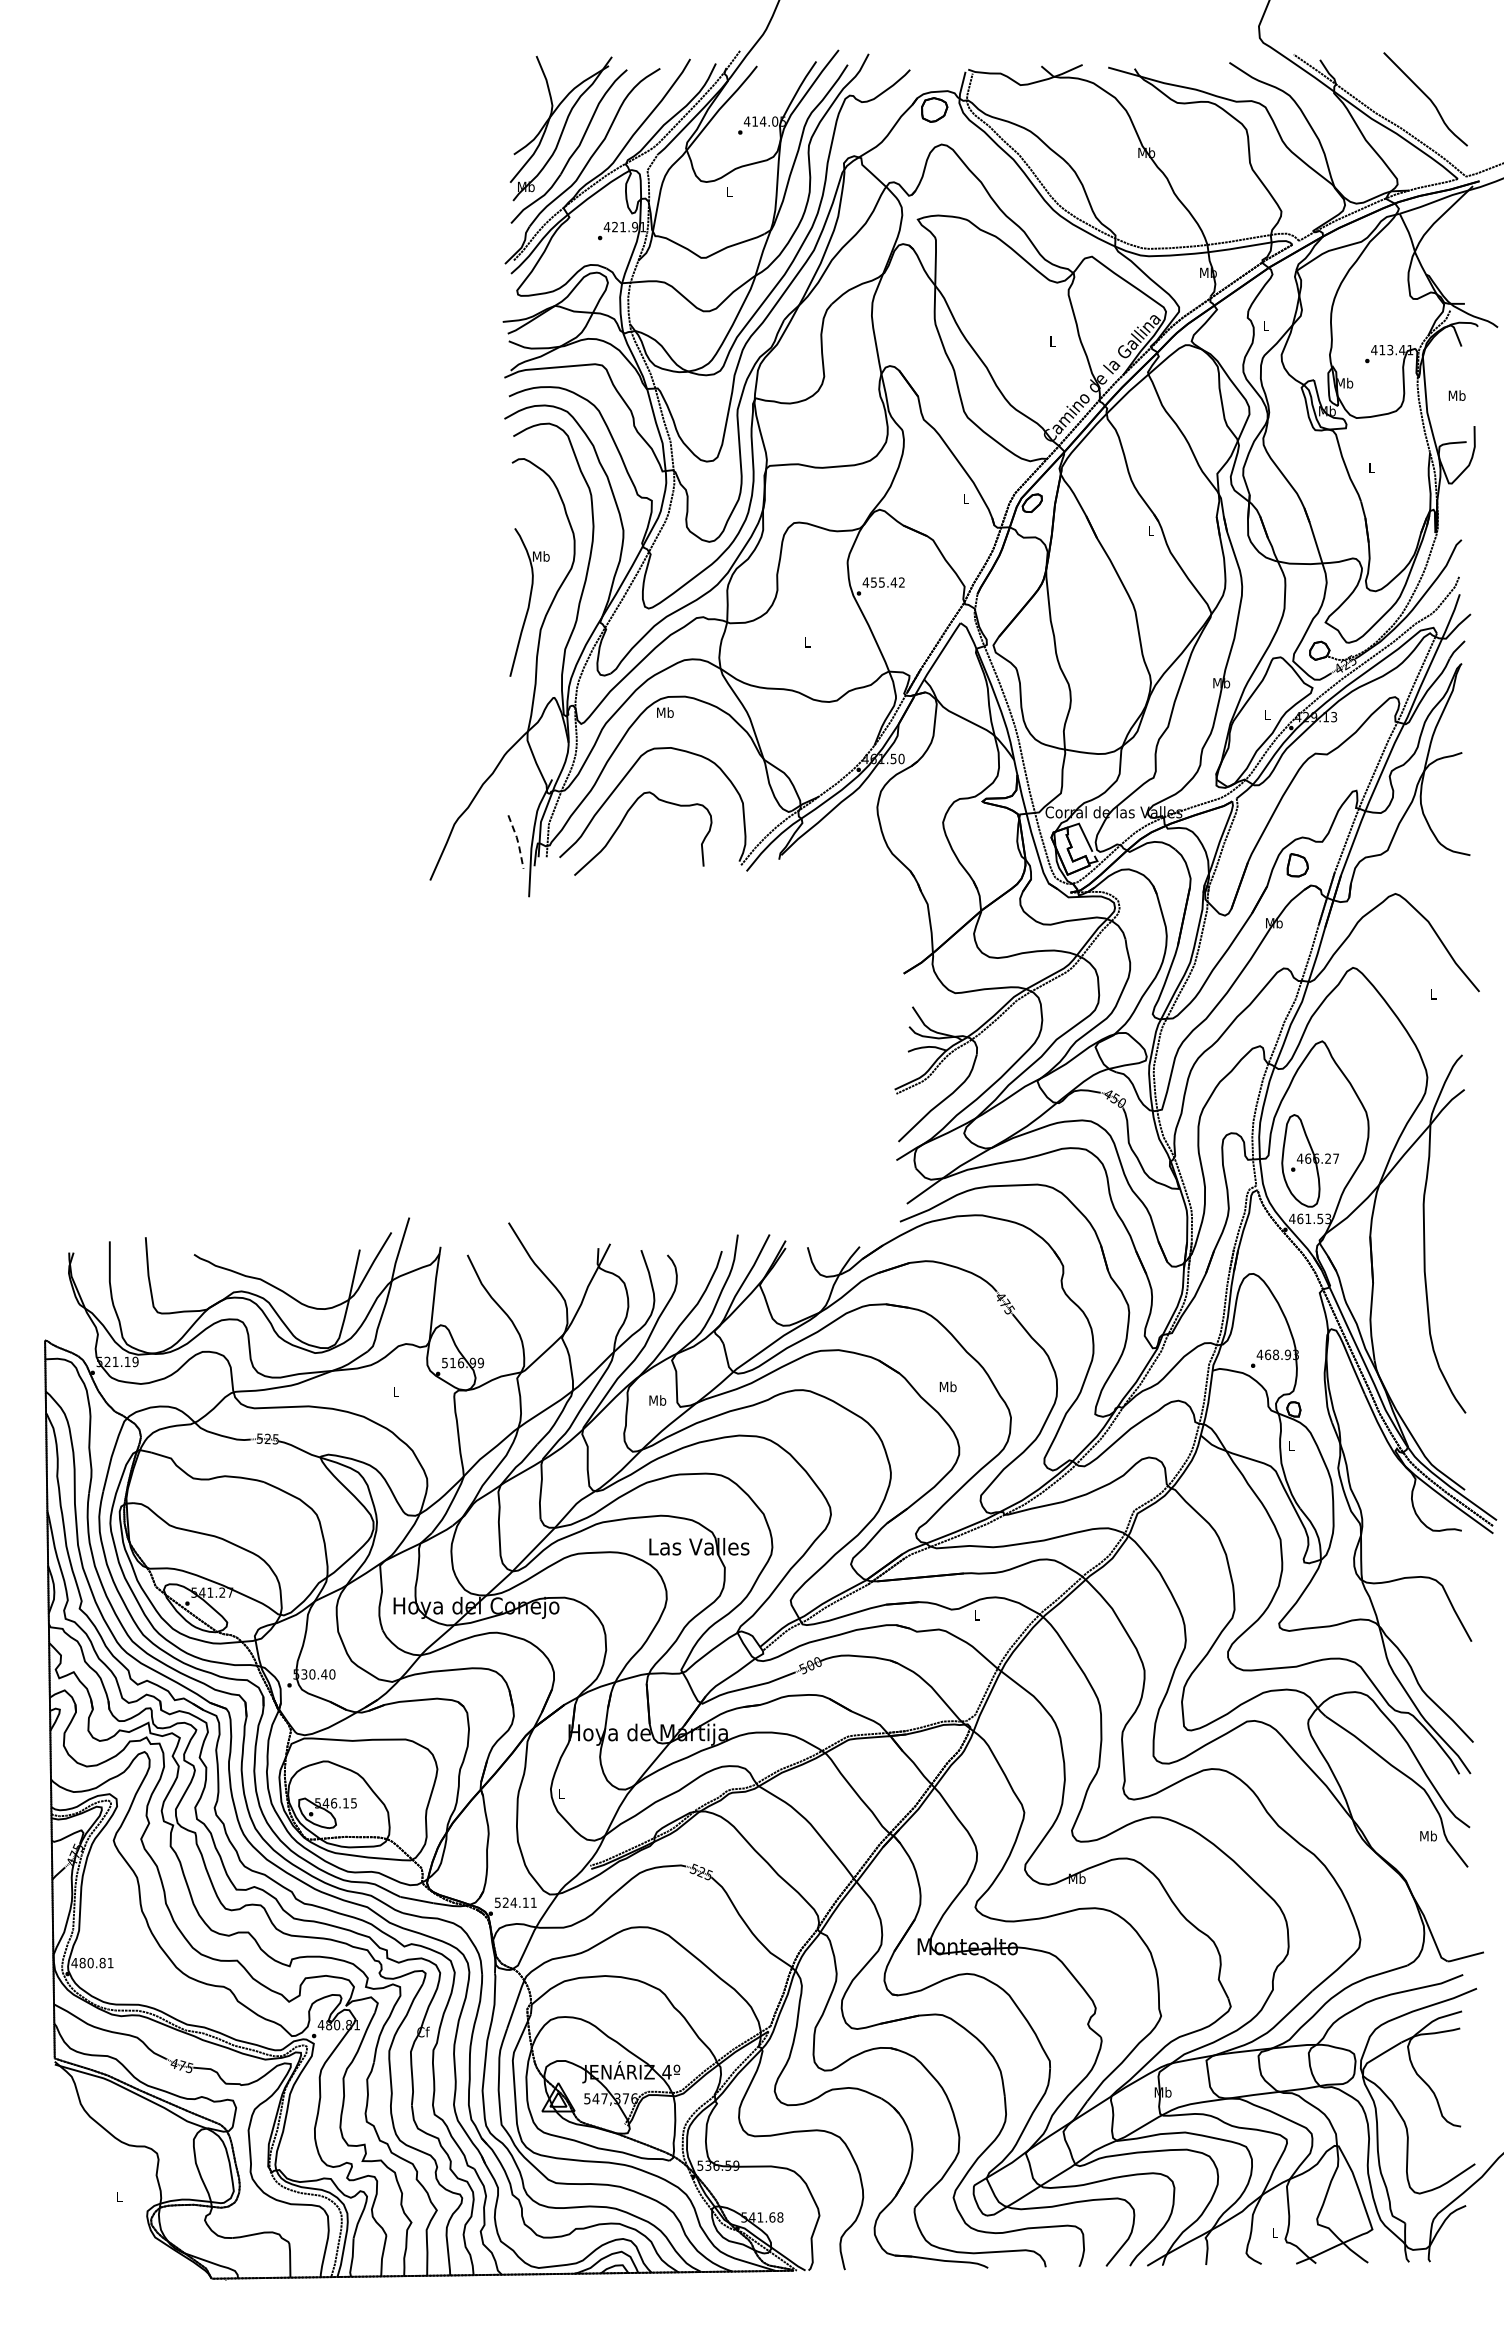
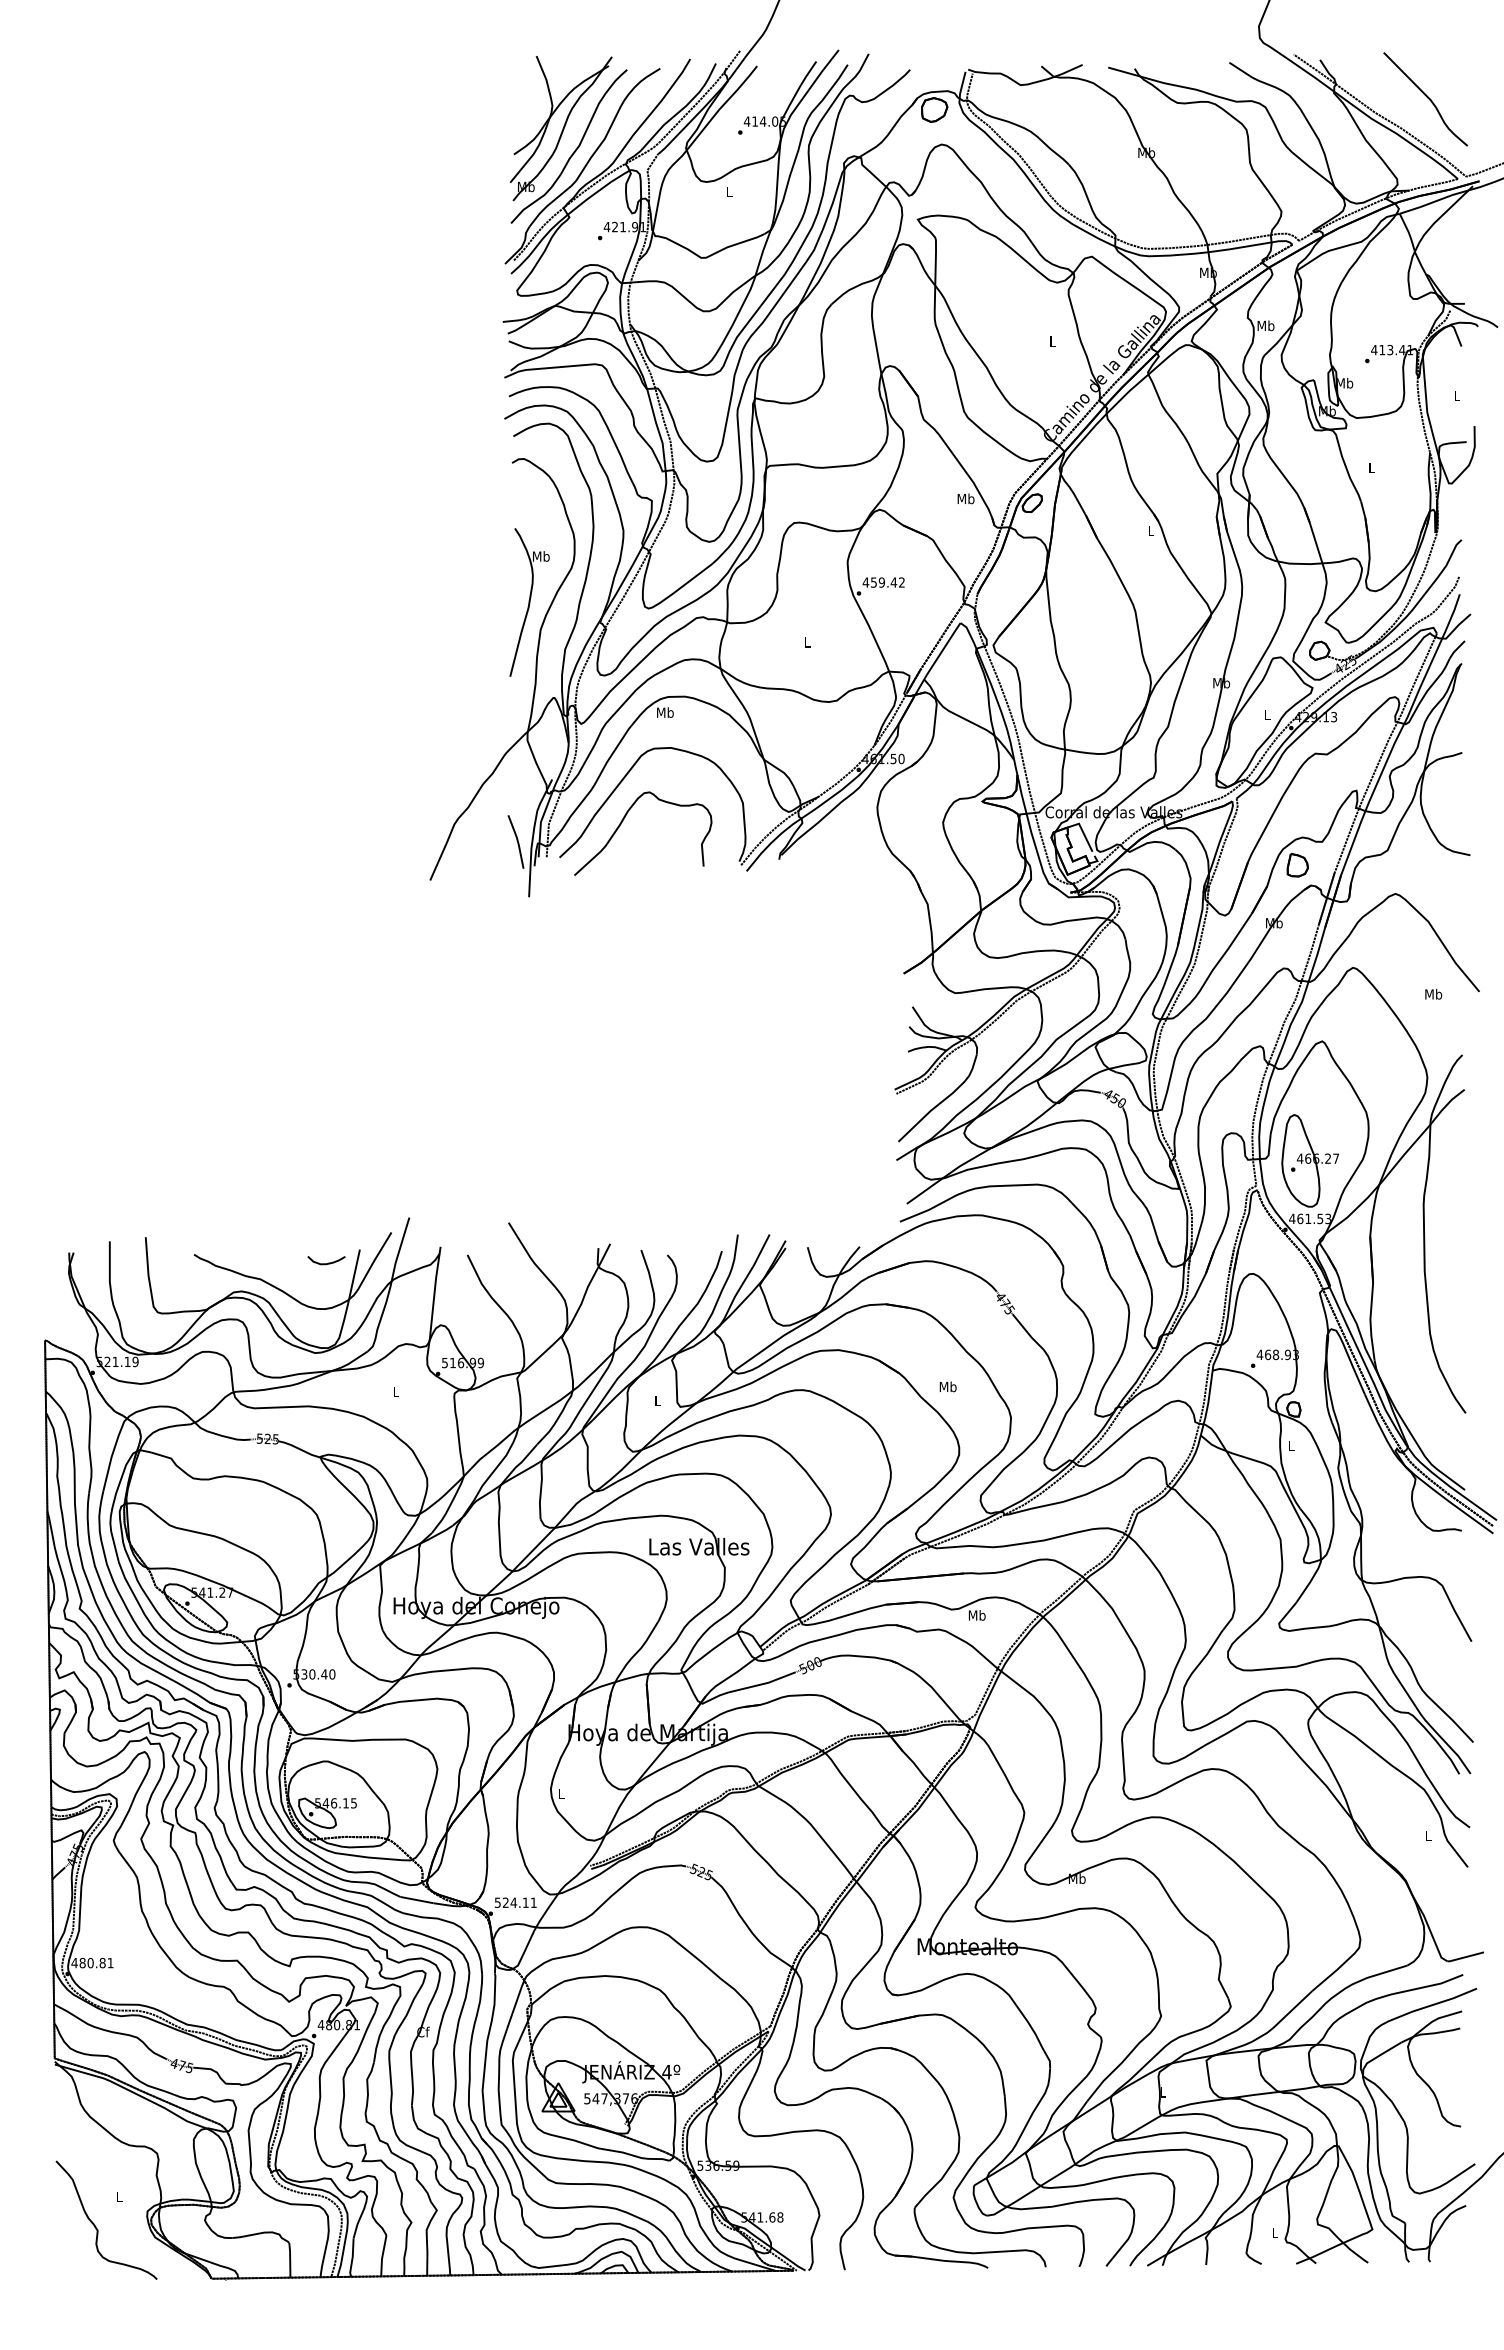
text: L -> Mb (1265, 325)
text: Mb -> L (1456, 395)
text: L -> Mb (965, 498)
text: 455.42 -> 459.42 (881, 582)
line: dashed -> solid (517, 841)
text: L -> Mb (1433, 994)
curve: none -> present (328, 1262)
text: Mb -> L (657, 1400)
text: L -> Mb (976, 1615)
text: Mb -> L (1428, 1835)
text: Mb -> L (1162, 2092)
curve: none -> present (96, 2226)
